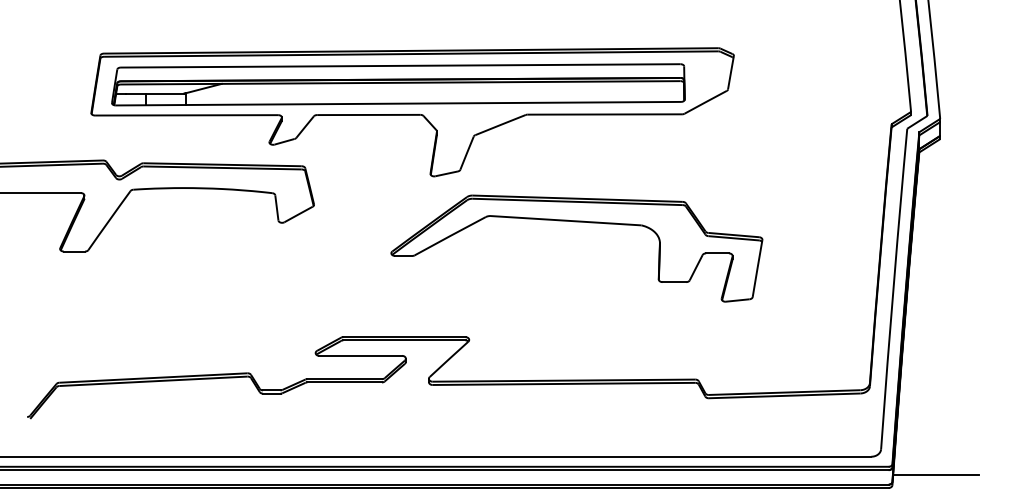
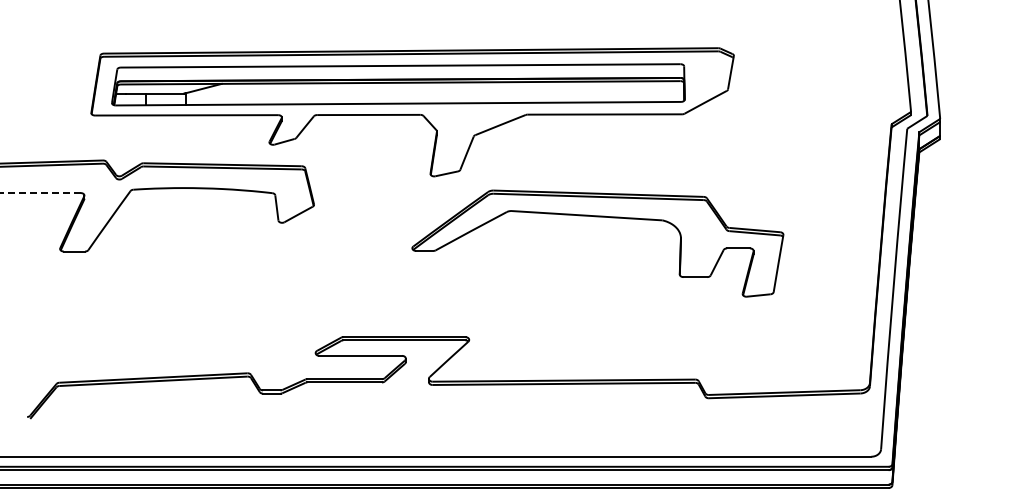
line: solid -> dashed (40, 193)
part position: (576, 222) -> (597, 217) (597, 217)
line: present -> none (936, 474)
